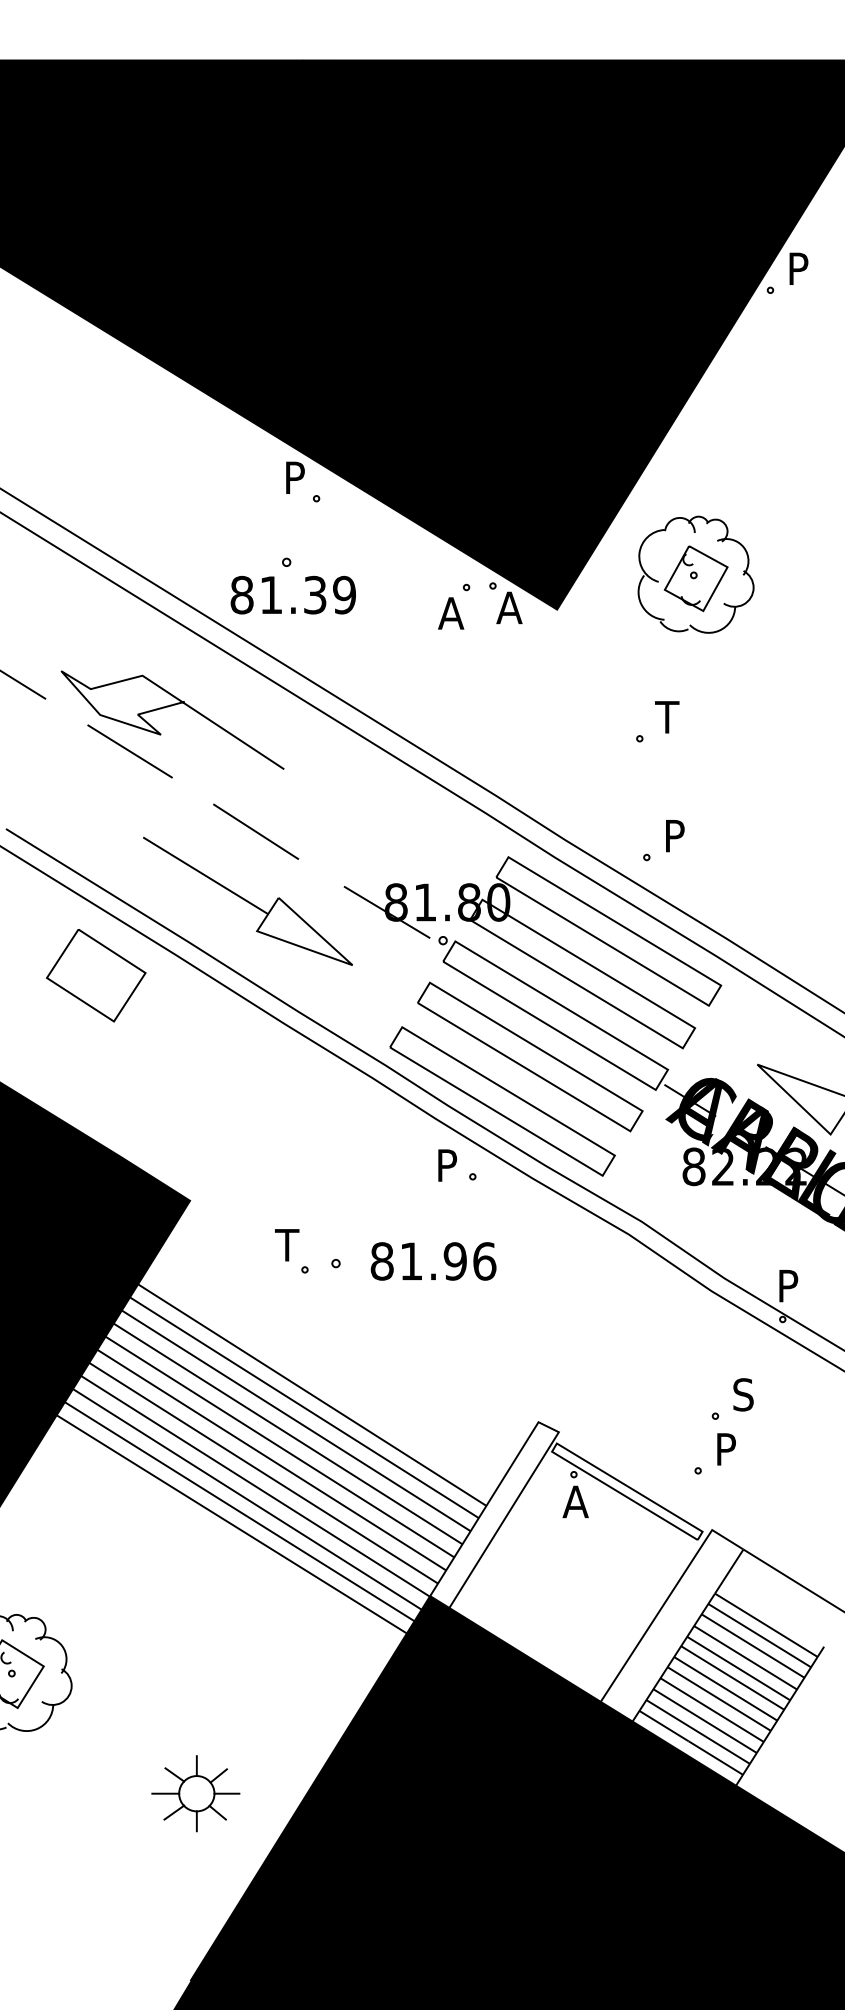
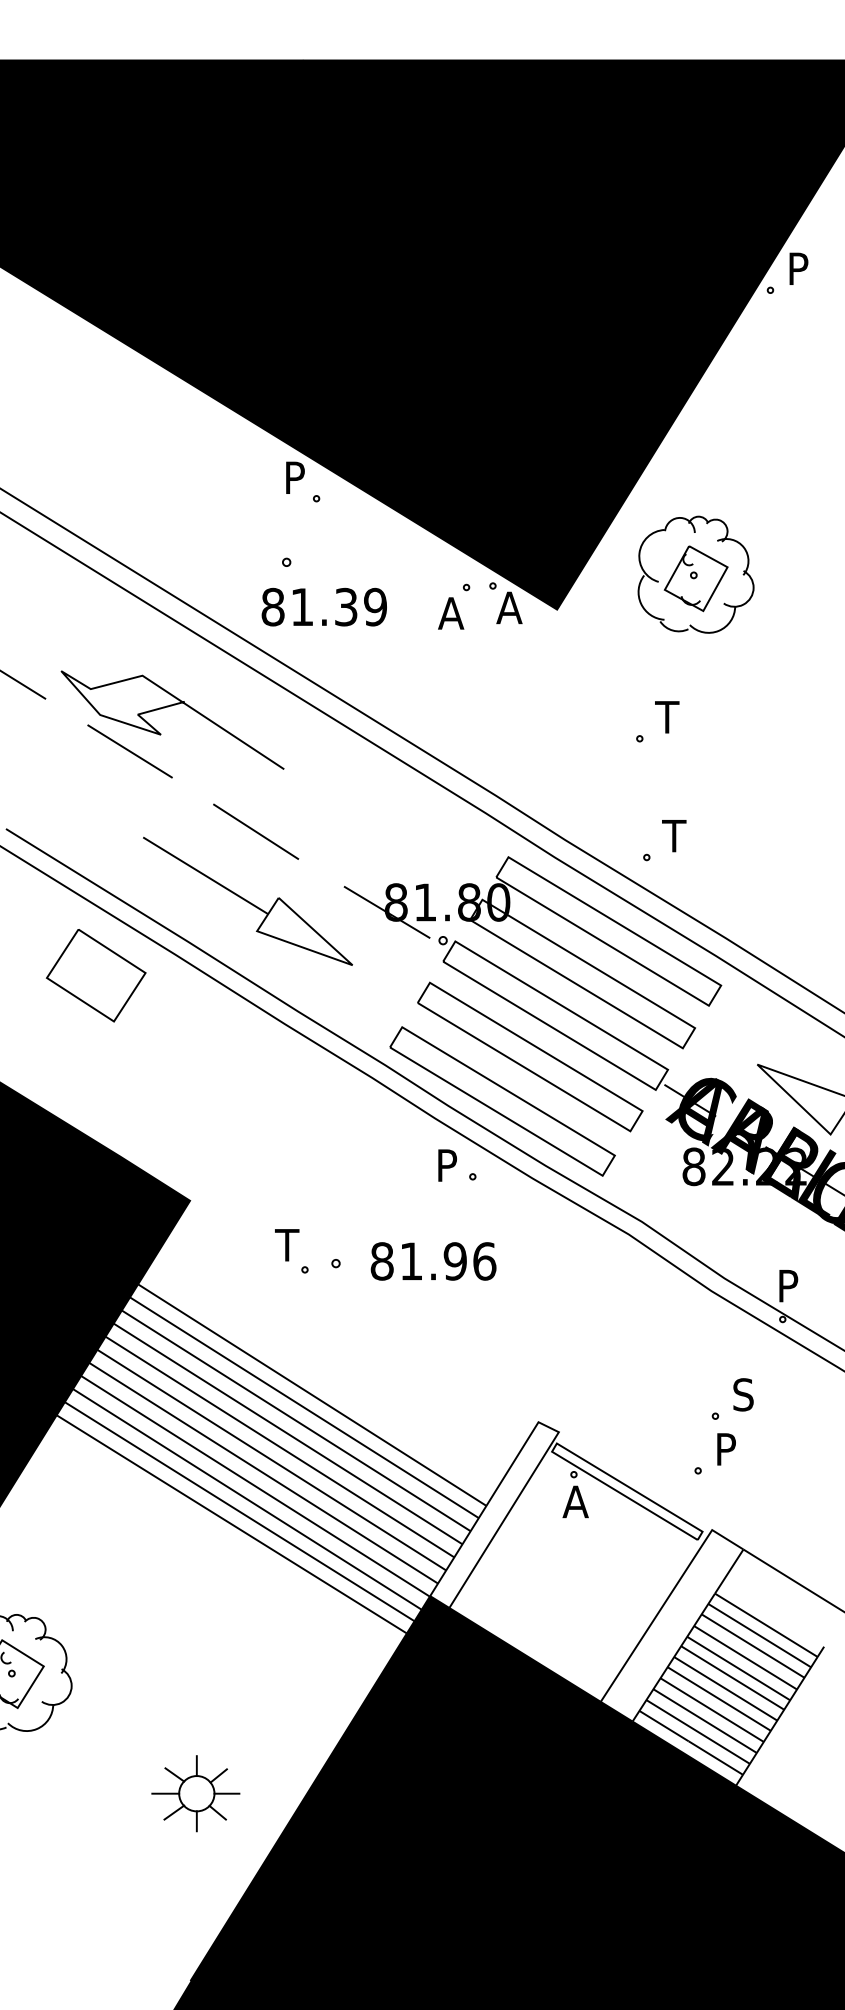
text position: (292, 594) -> (323, 606) (323, 606)
text: P -> T (674, 836)
